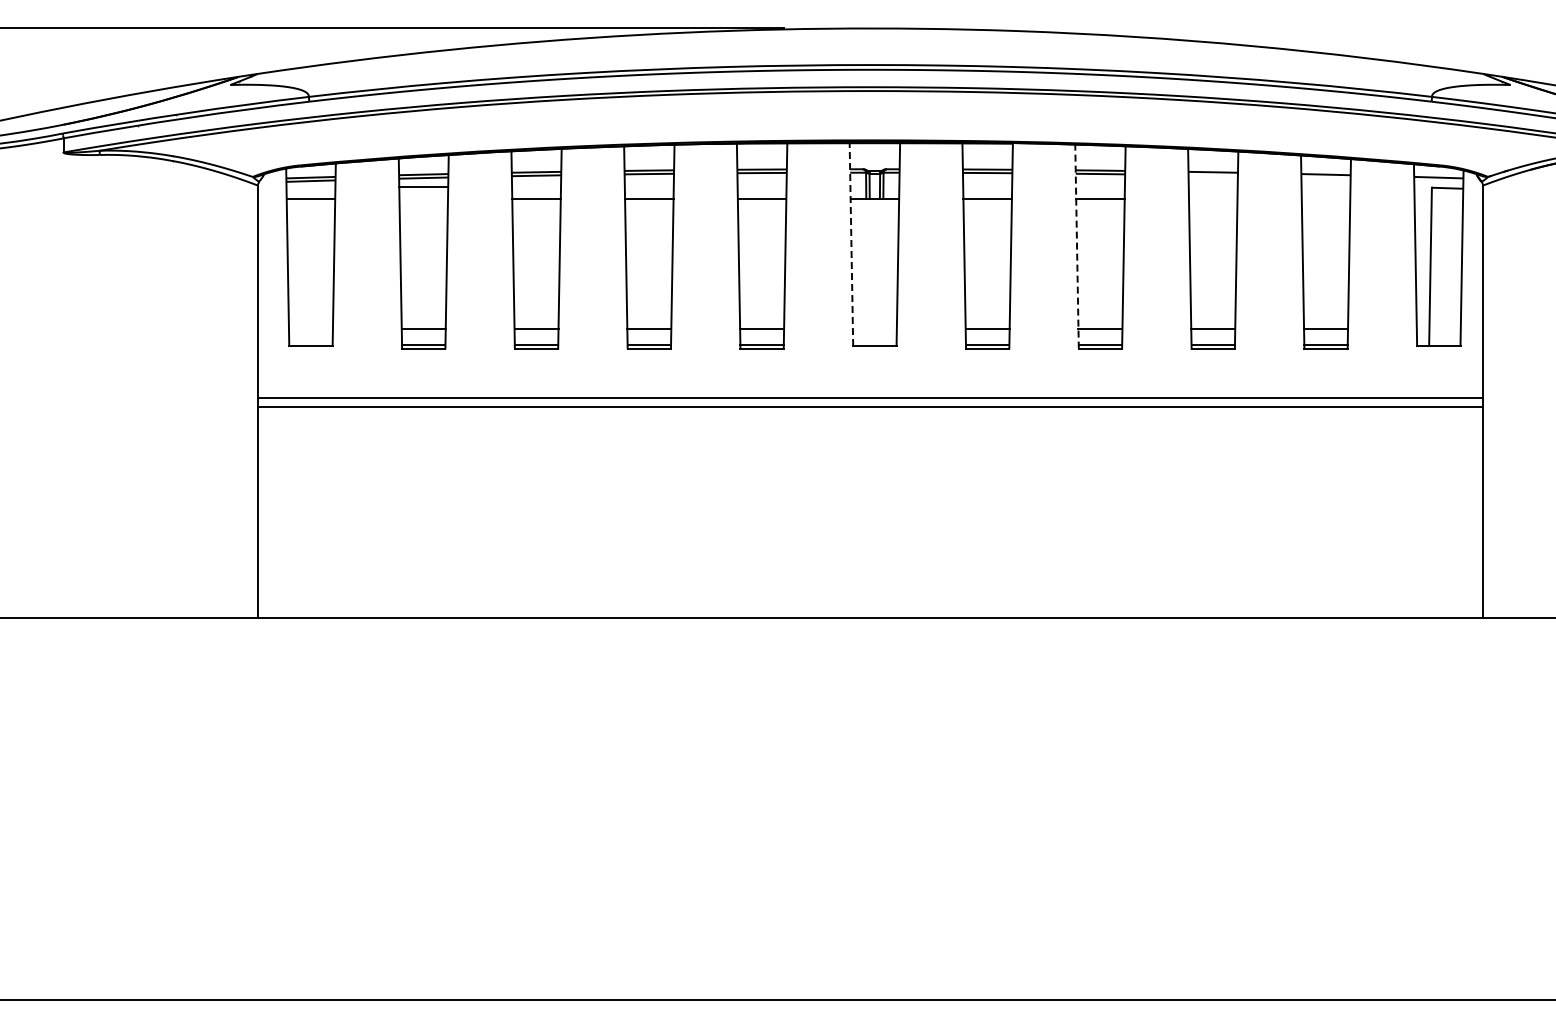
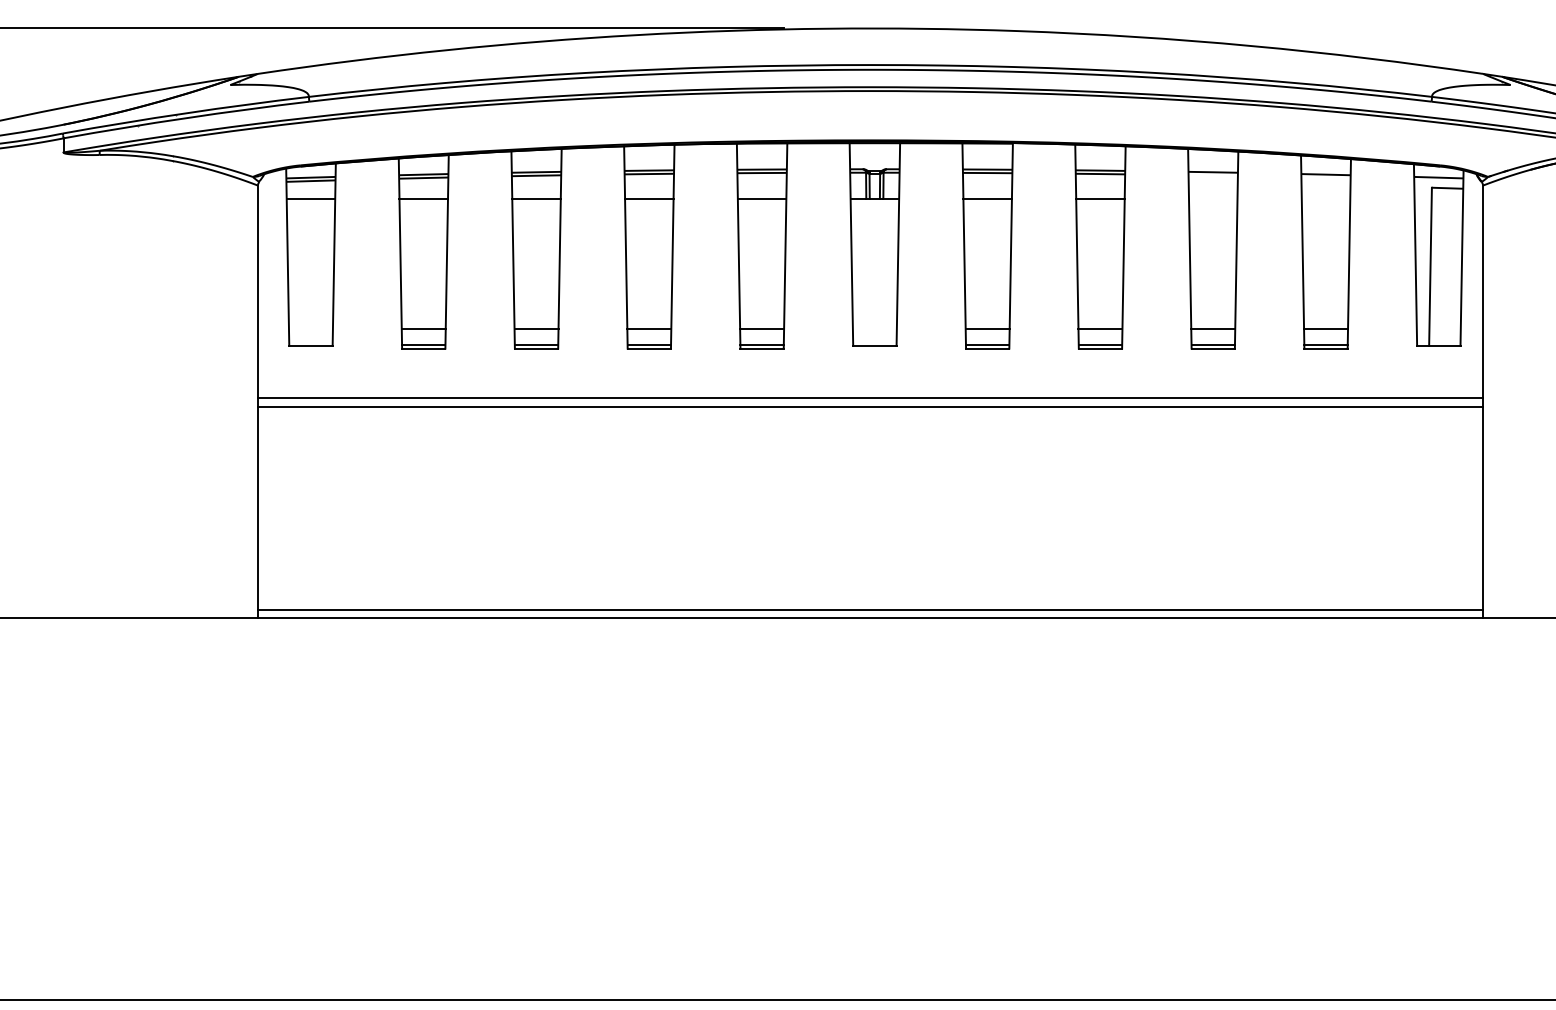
line position: (423, 186) -> (423, 198) (423, 198)
line: dashed -> solid (851, 244)
line: dashed -> solid (1077, 246)
line: none -> present (870, 609)
